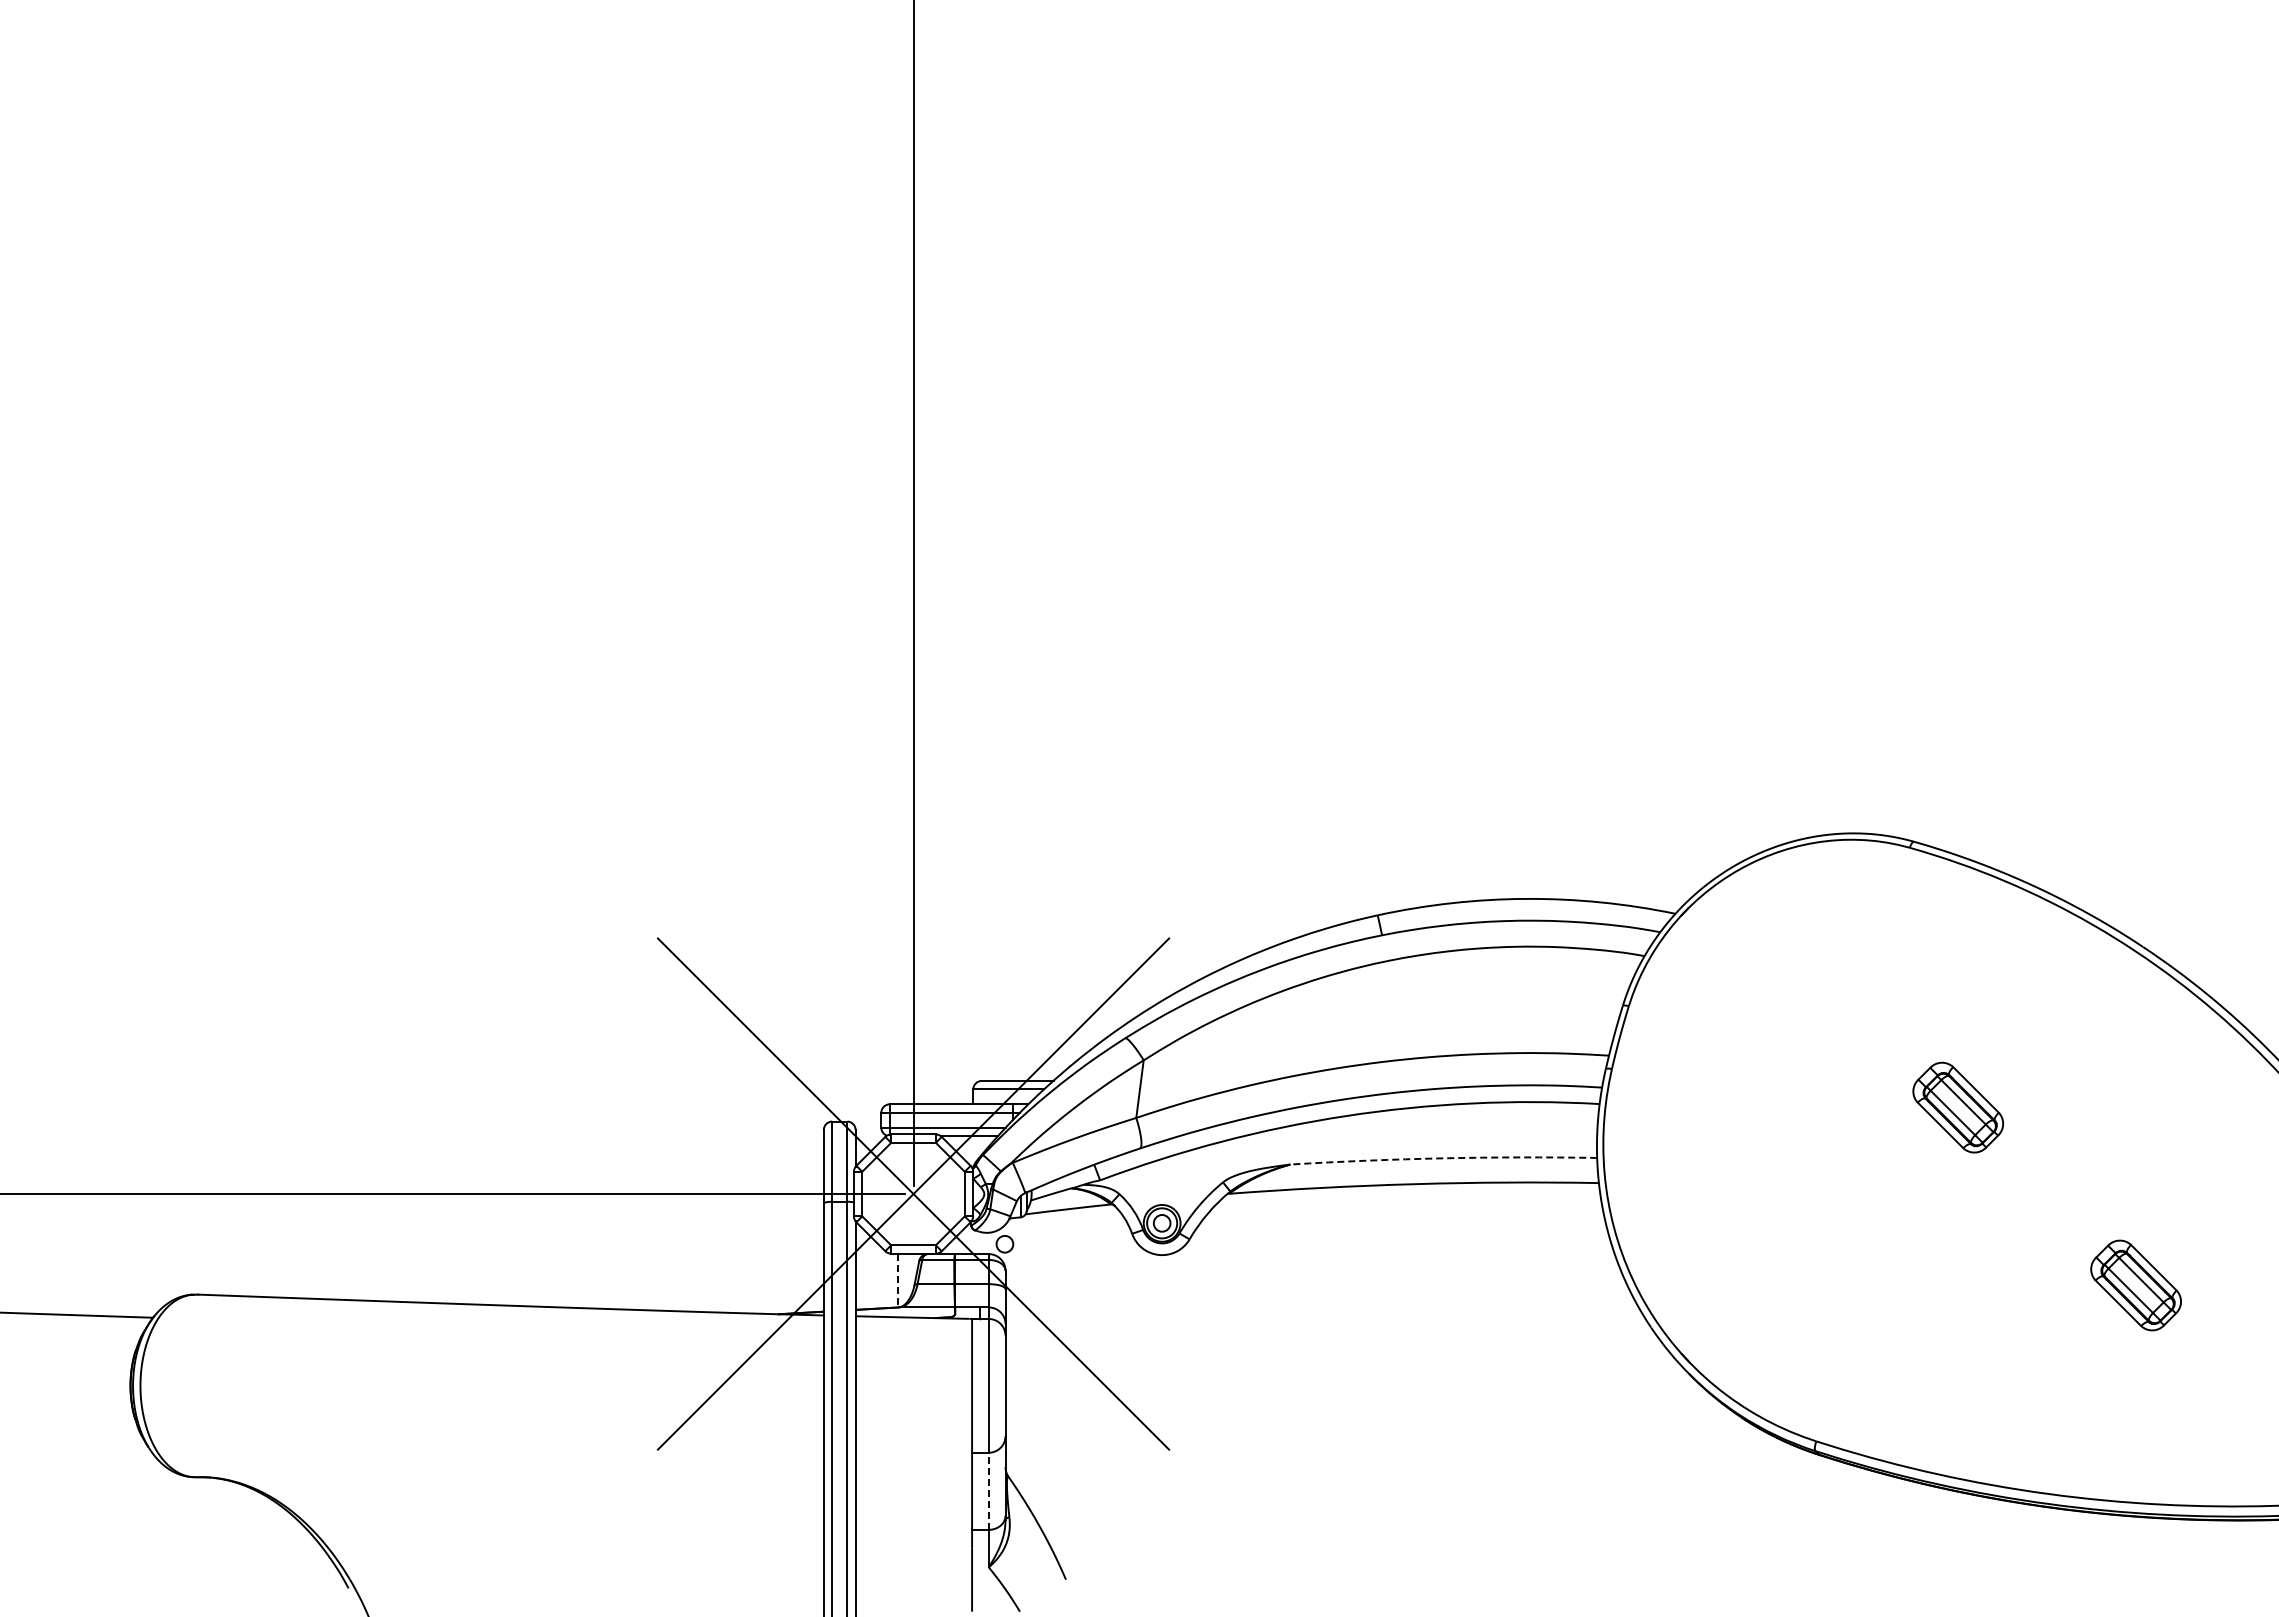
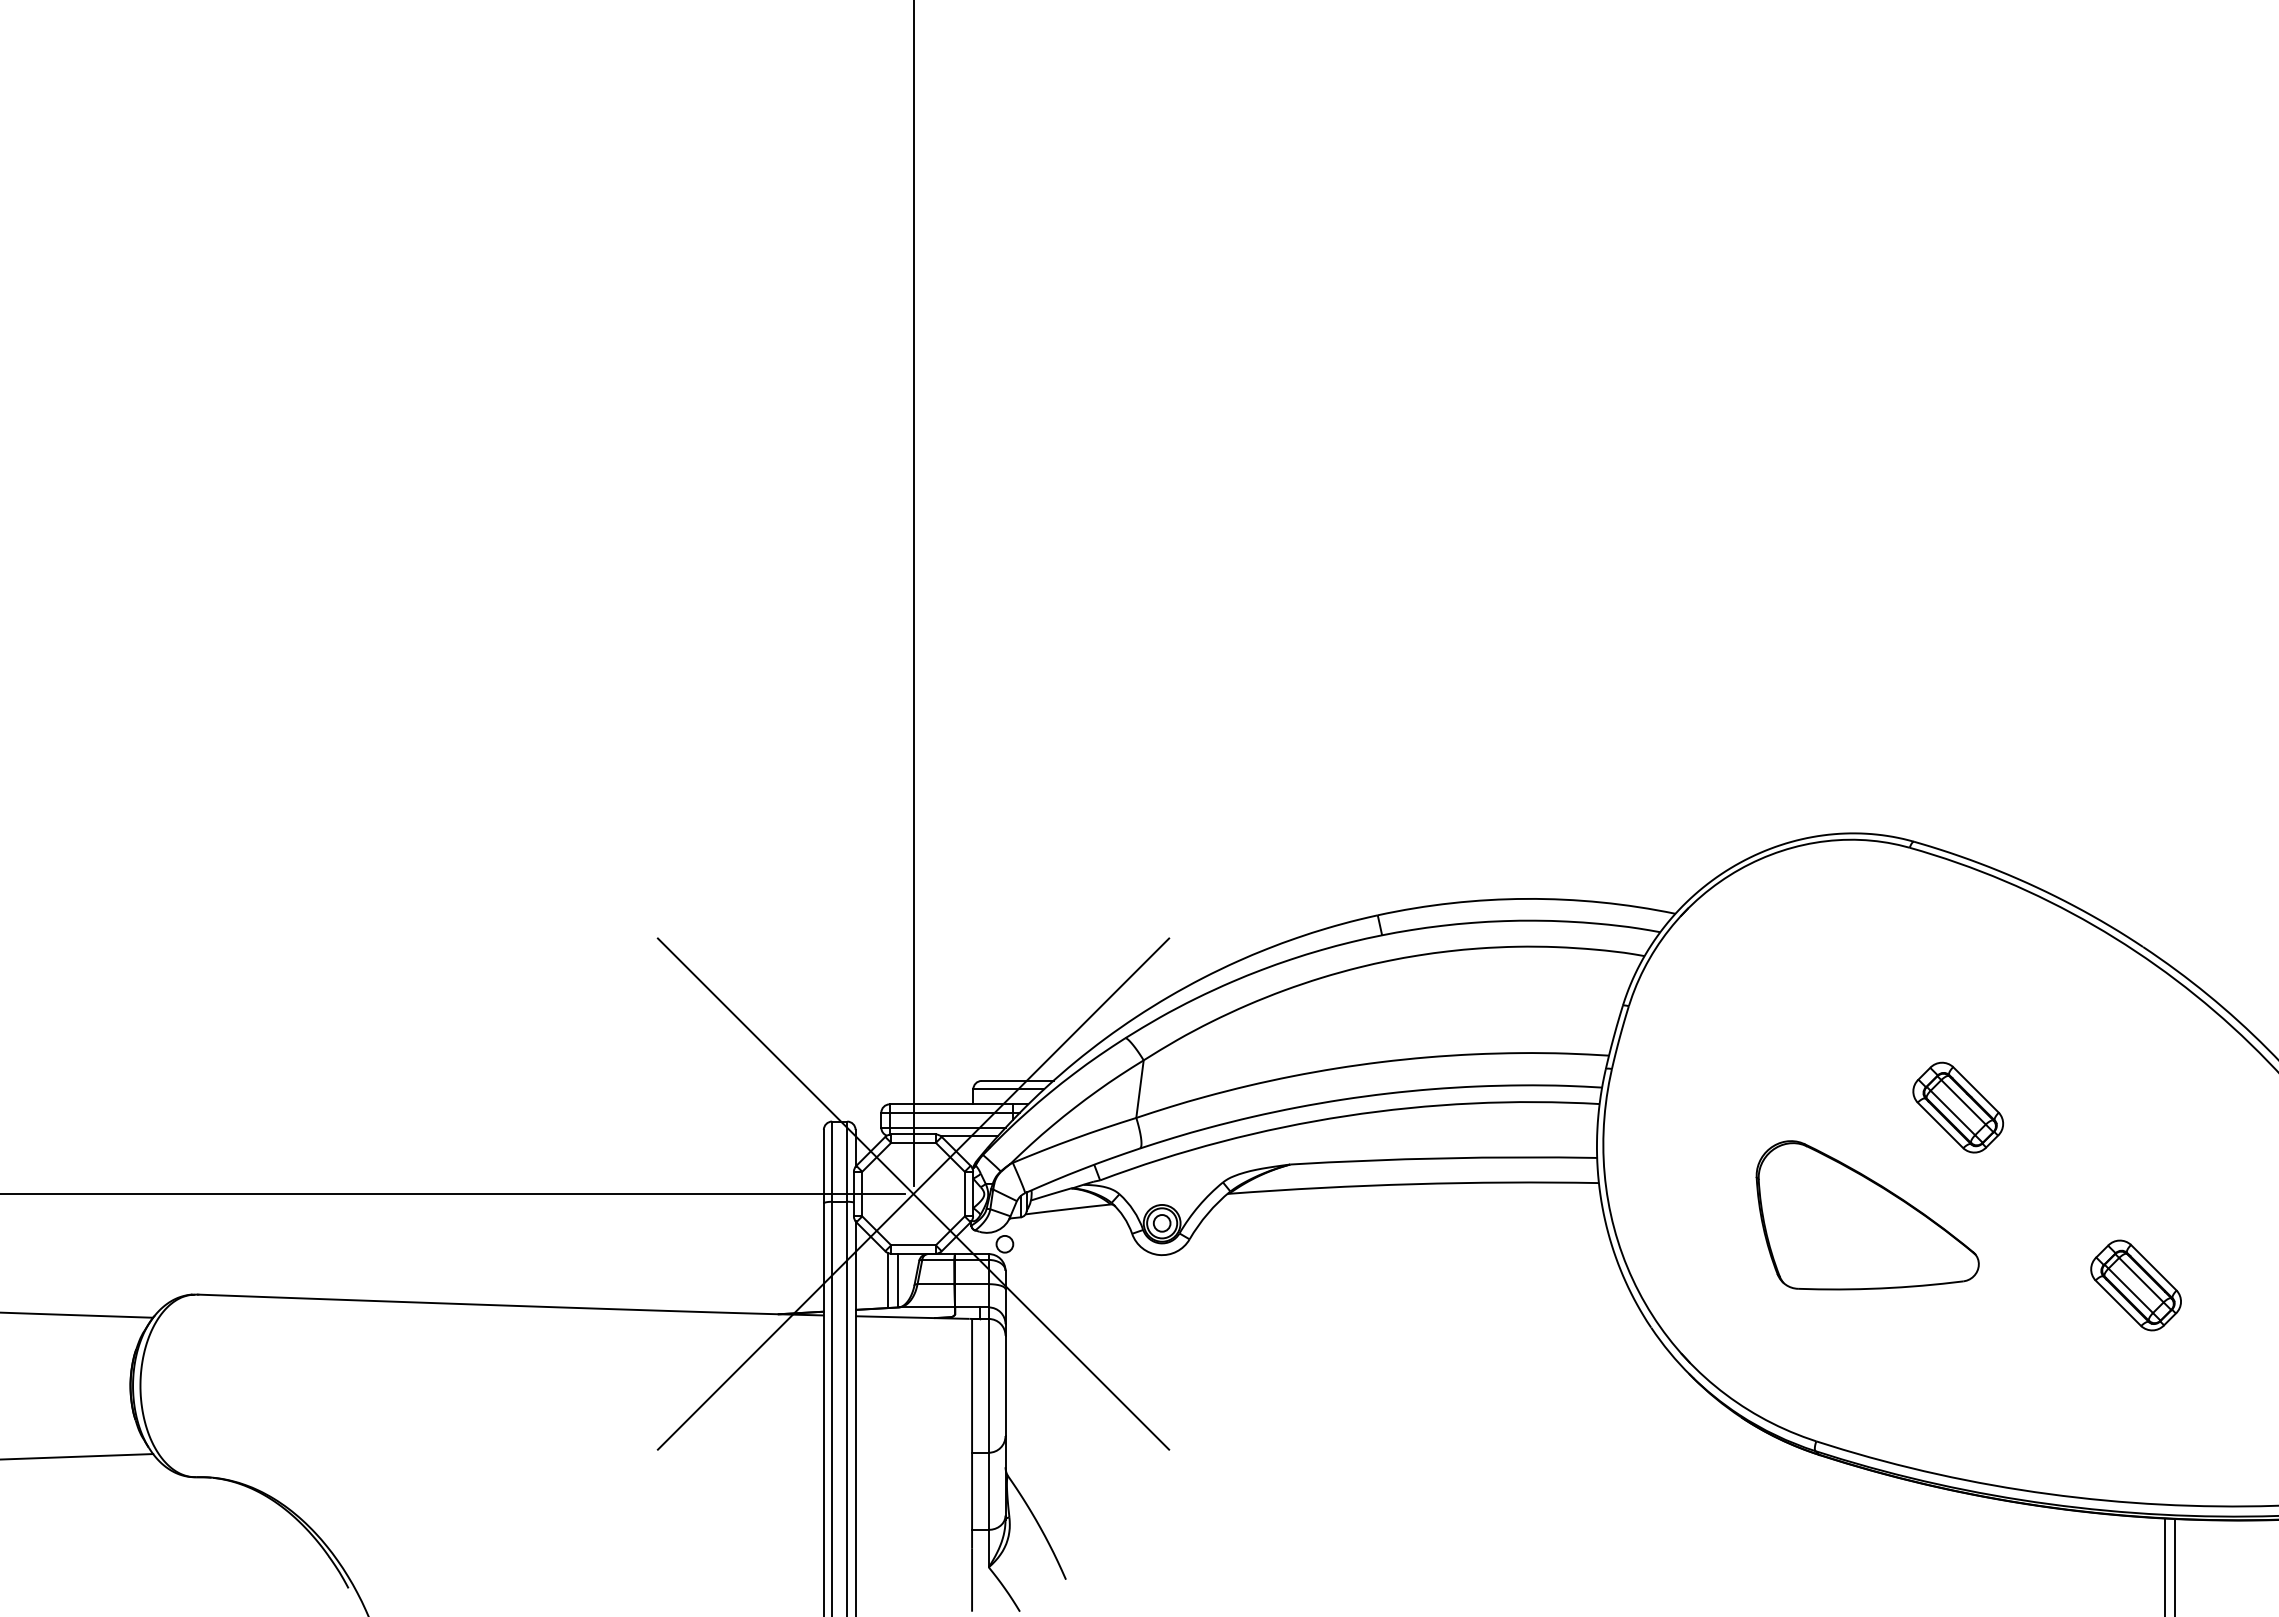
arc: dashed -> solid (1443, 1158)
part: none -> present (1867, 1215)
line: none -> present (888, 1280)
line: dashed -> solid (898, 1280)
line: none -> present (77, 1456)
line: dashed -> solid (988, 1491)
line: none -> present (2165, 1565)
line: none -> present (2175, 1566)
